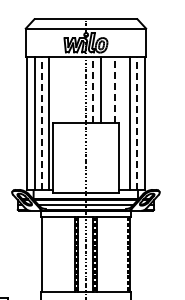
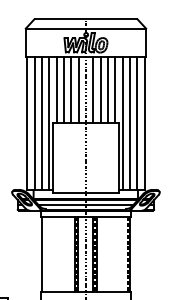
line: none -> present (56, 89)
line: none -> present (63, 89)
line: none -> present (71, 89)
line: none -> present (78, 89)
line: dashed -> solid (93, 89)
line: none -> present (107, 89)
line: dashed -> solid (115, 89)
line: dashed -> solid (42, 123)
line: none -> present (122, 123)
line: dashed -> solid (137, 123)
